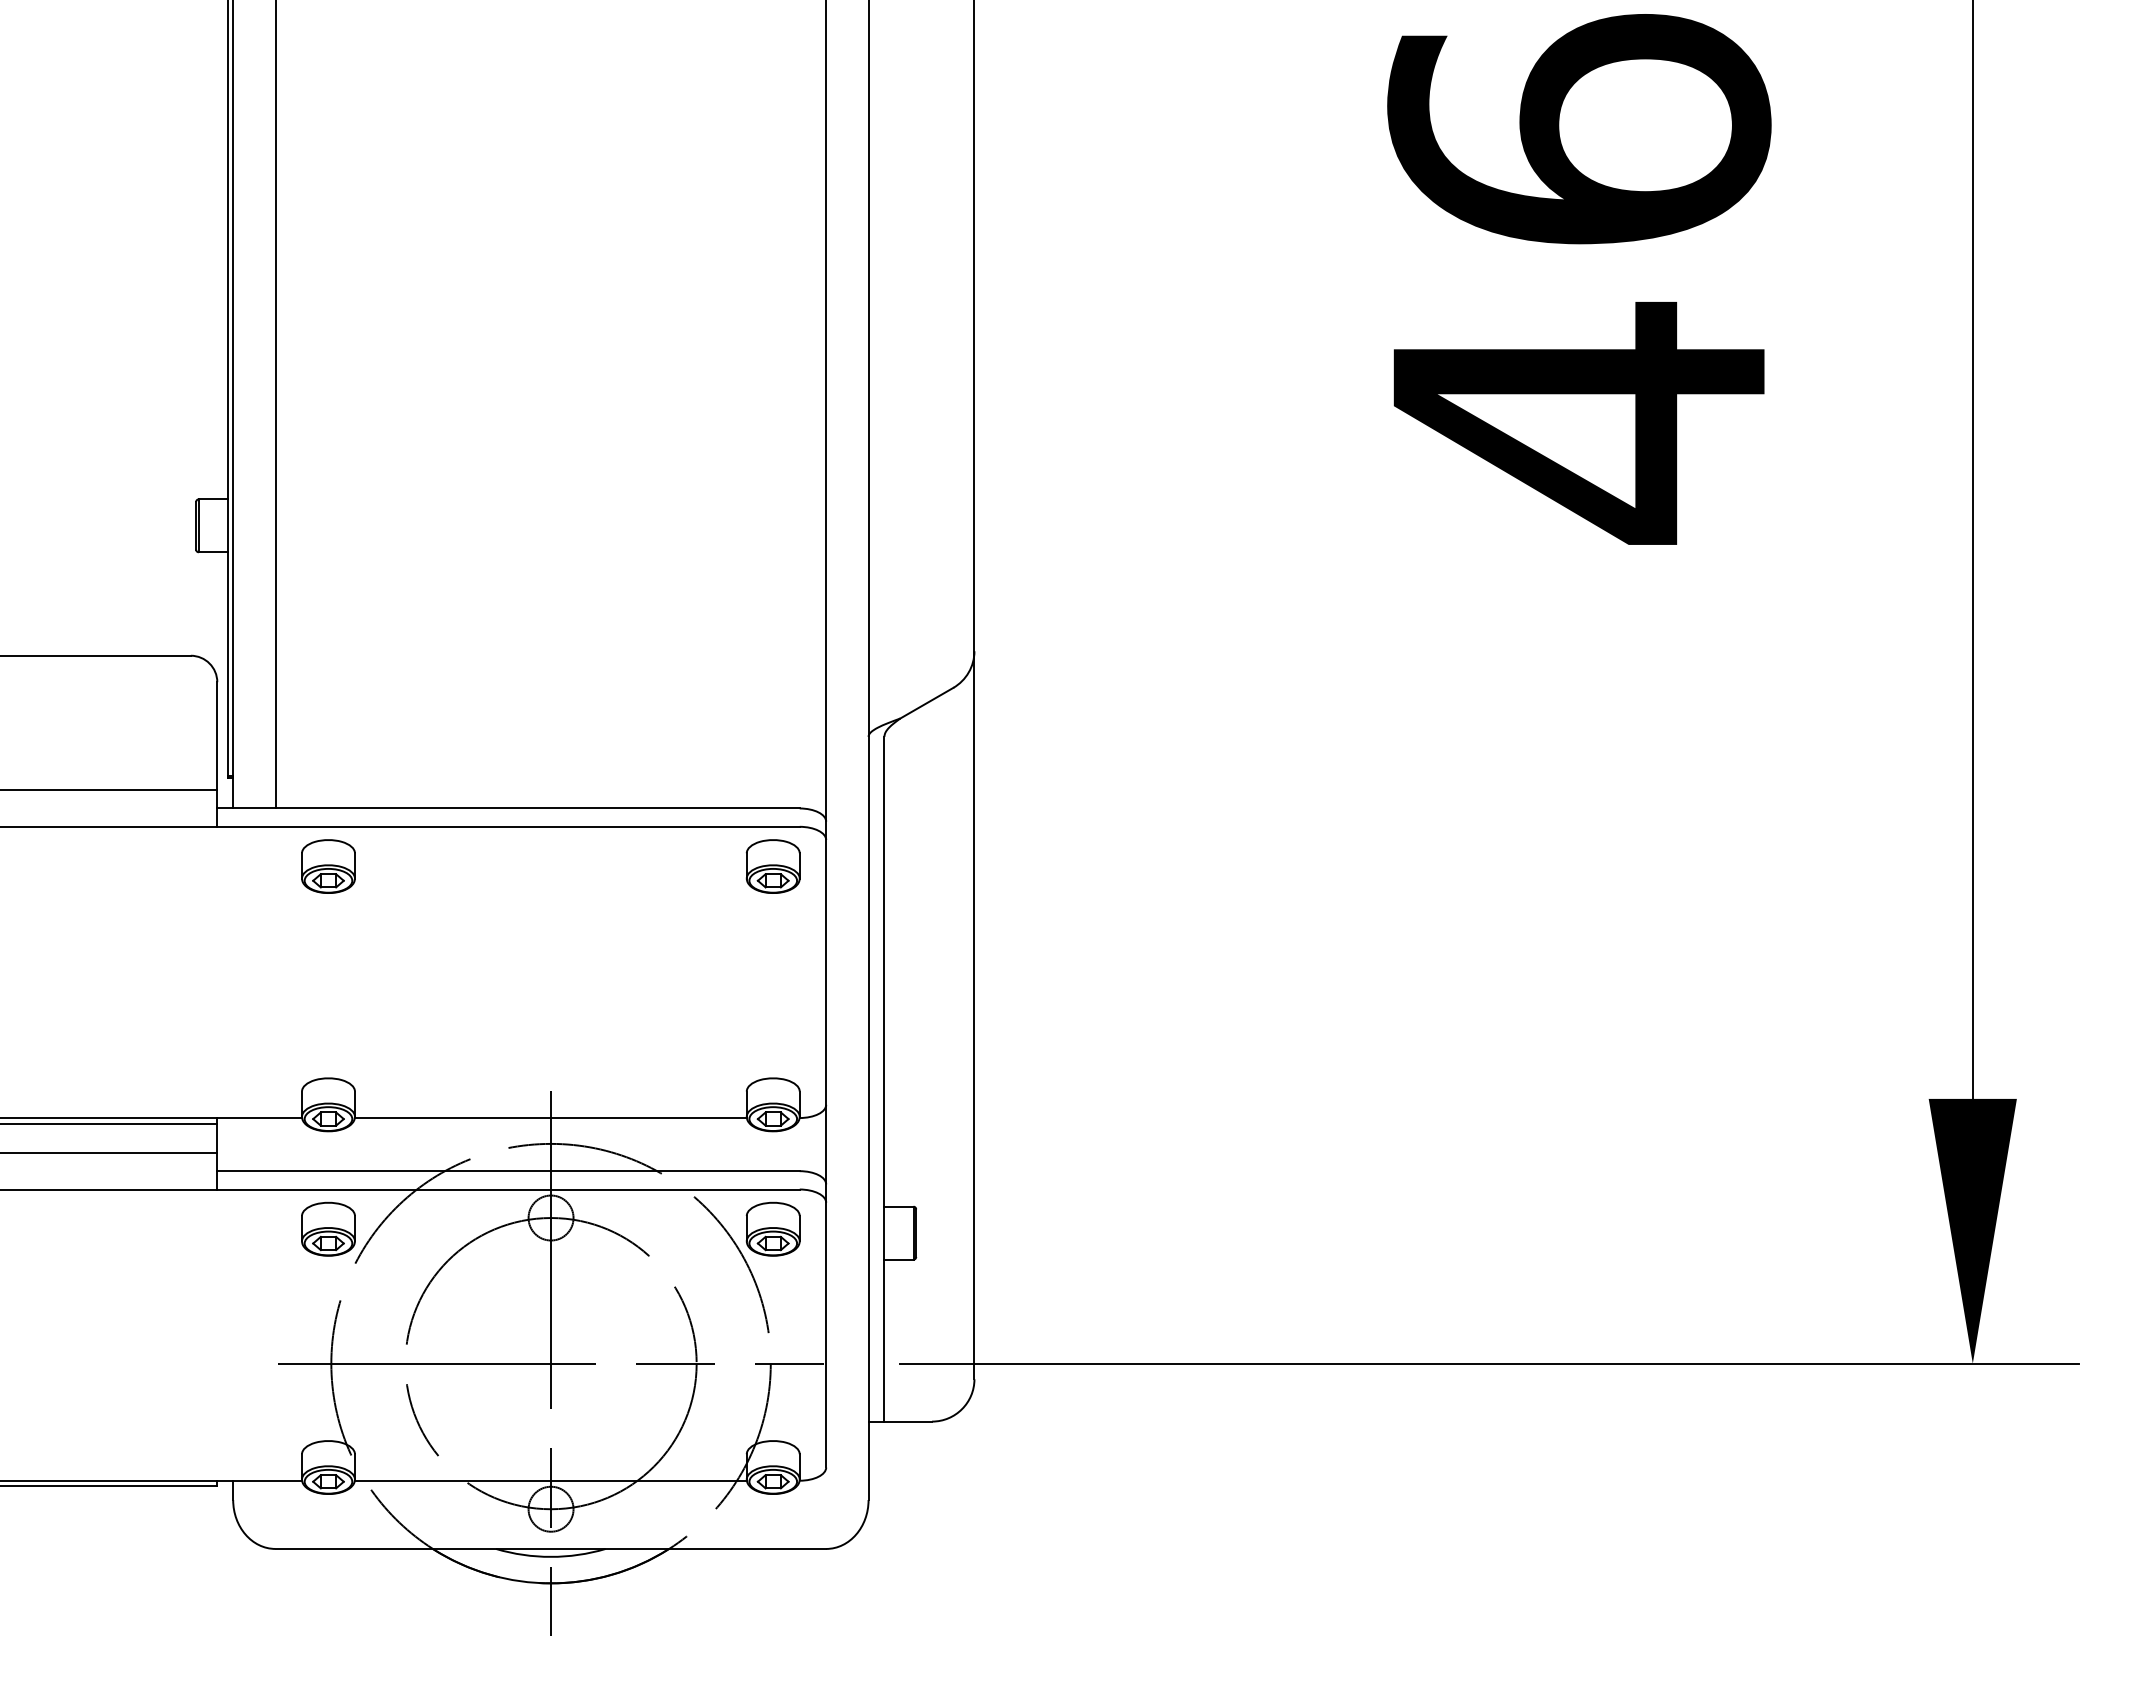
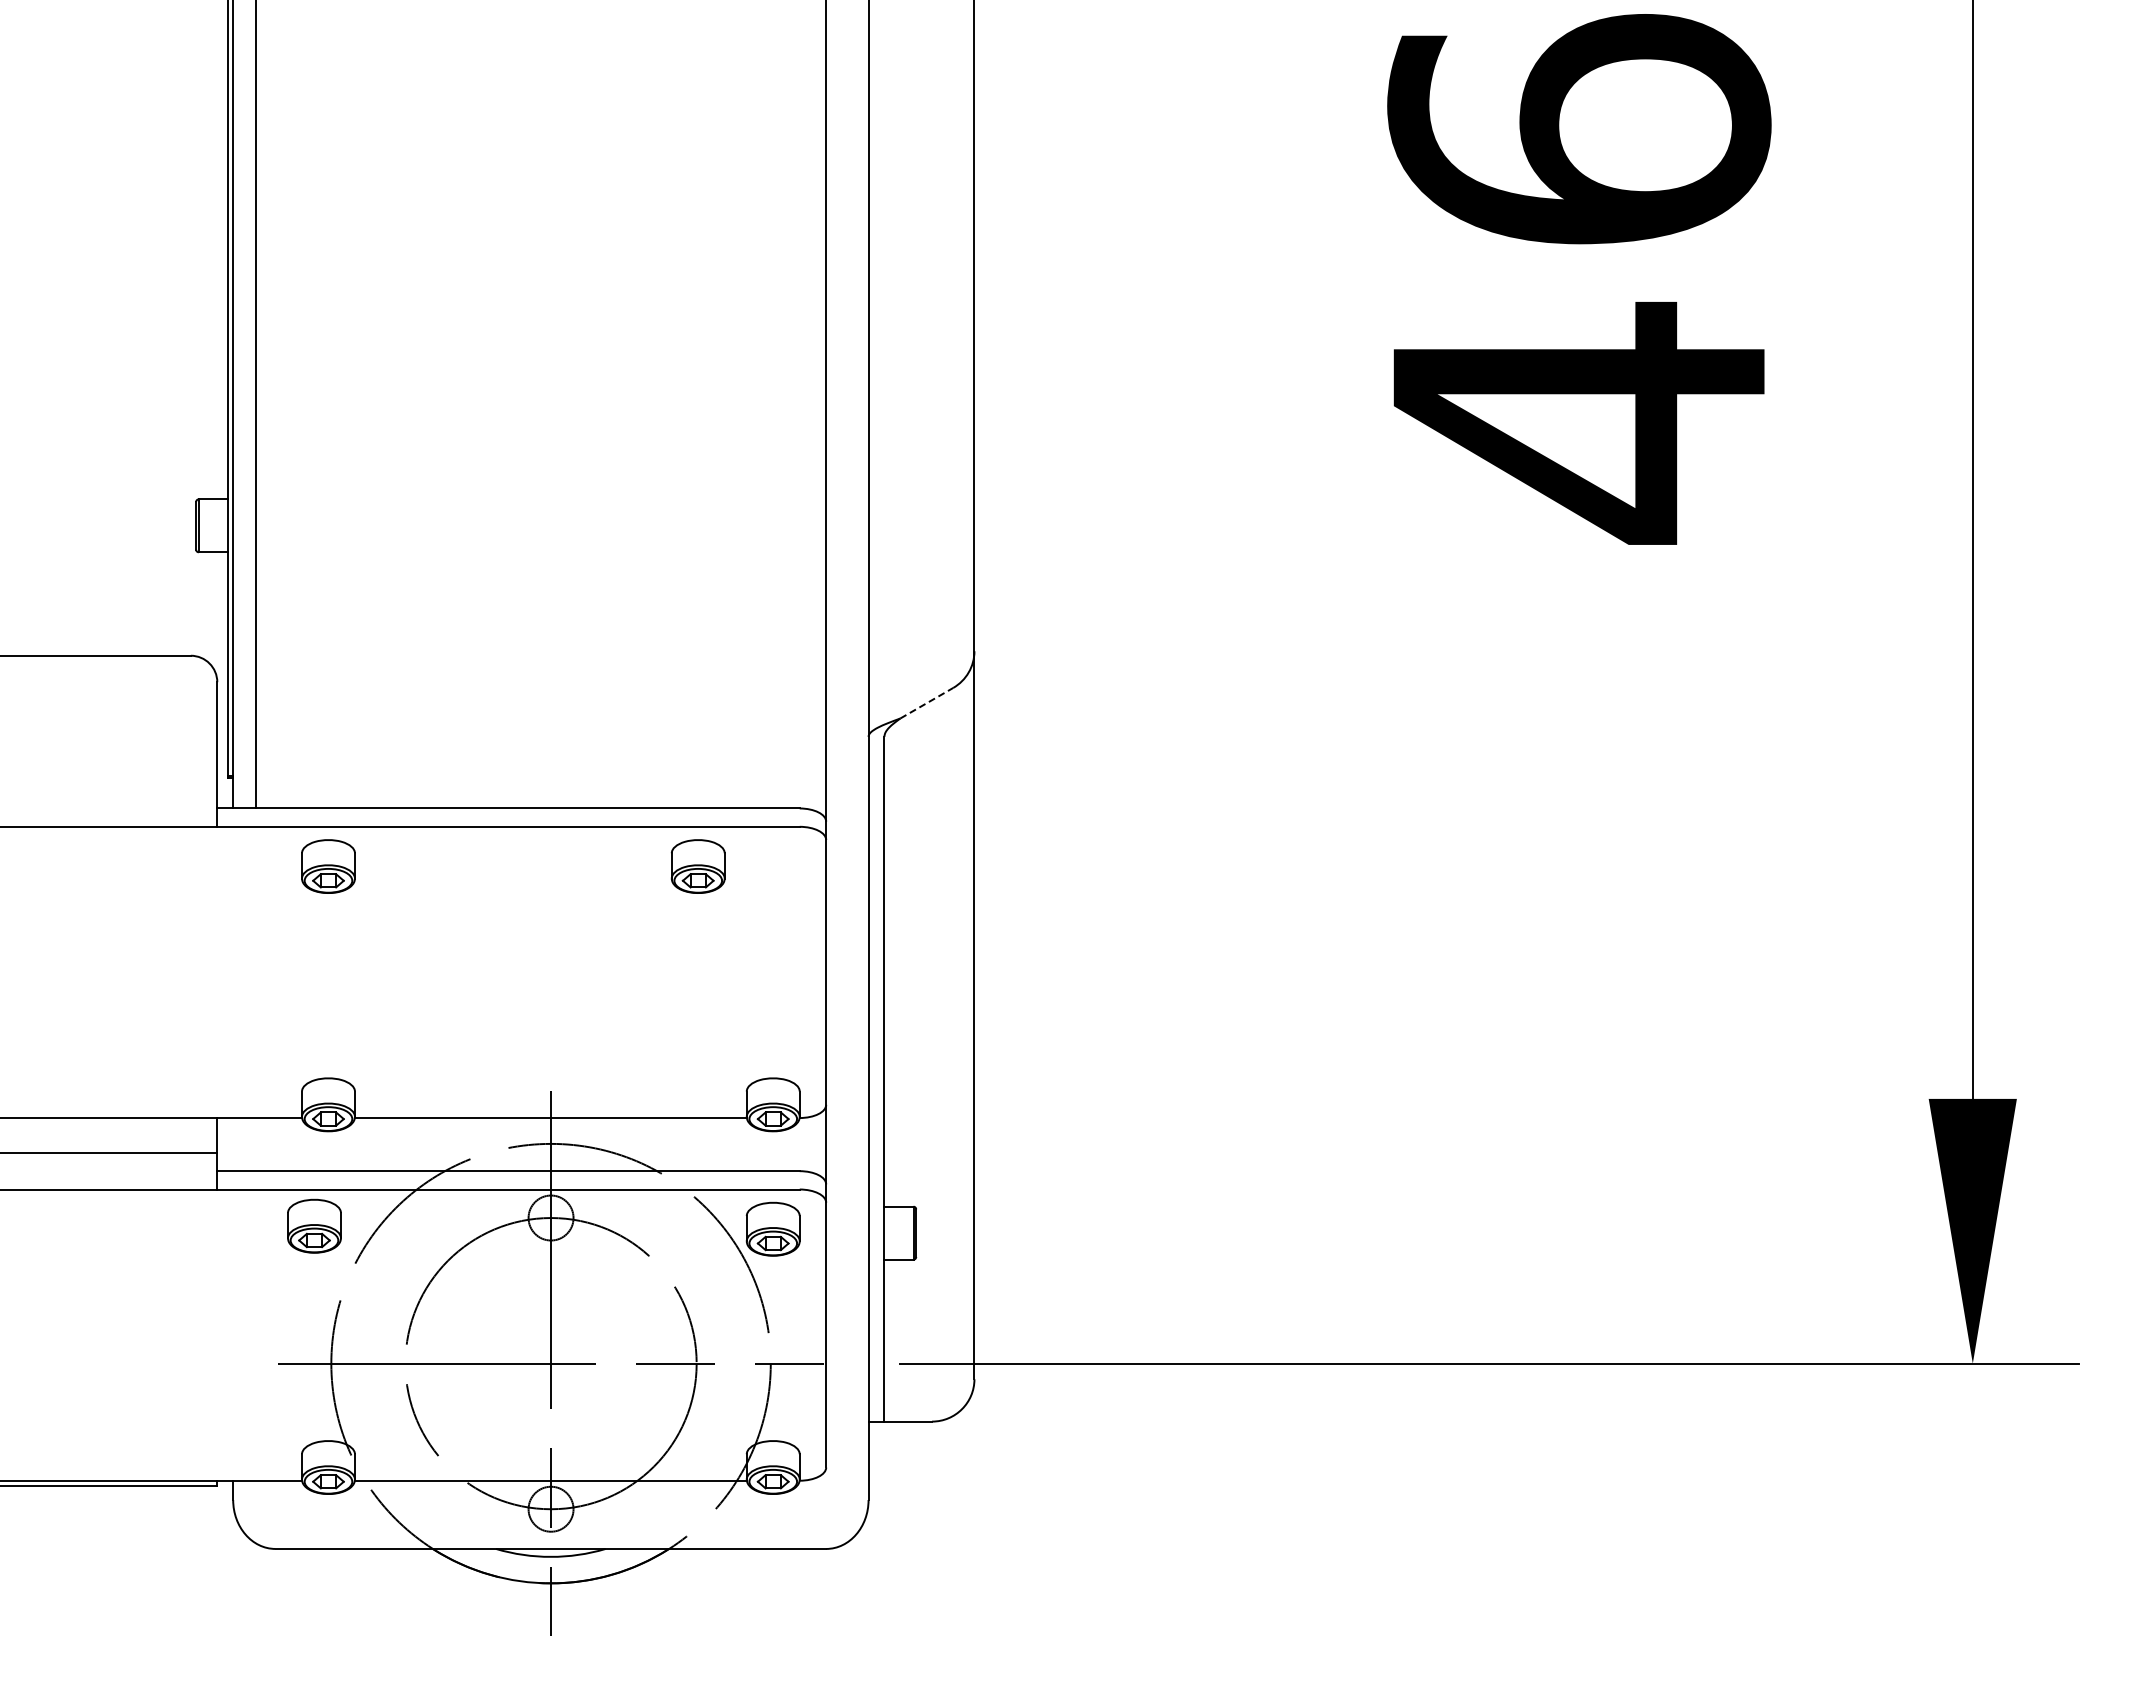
line position: (275, 405) -> (255, 405) (255, 405)
line: solid -> dashed (926, 703)
line: present -> none (109, 790)
part position: (772, 866) -> (697, 866) (697, 866)
line: present -> none (109, 1123)
part position: (328, 1228) -> (314, 1225) (314, 1225)
